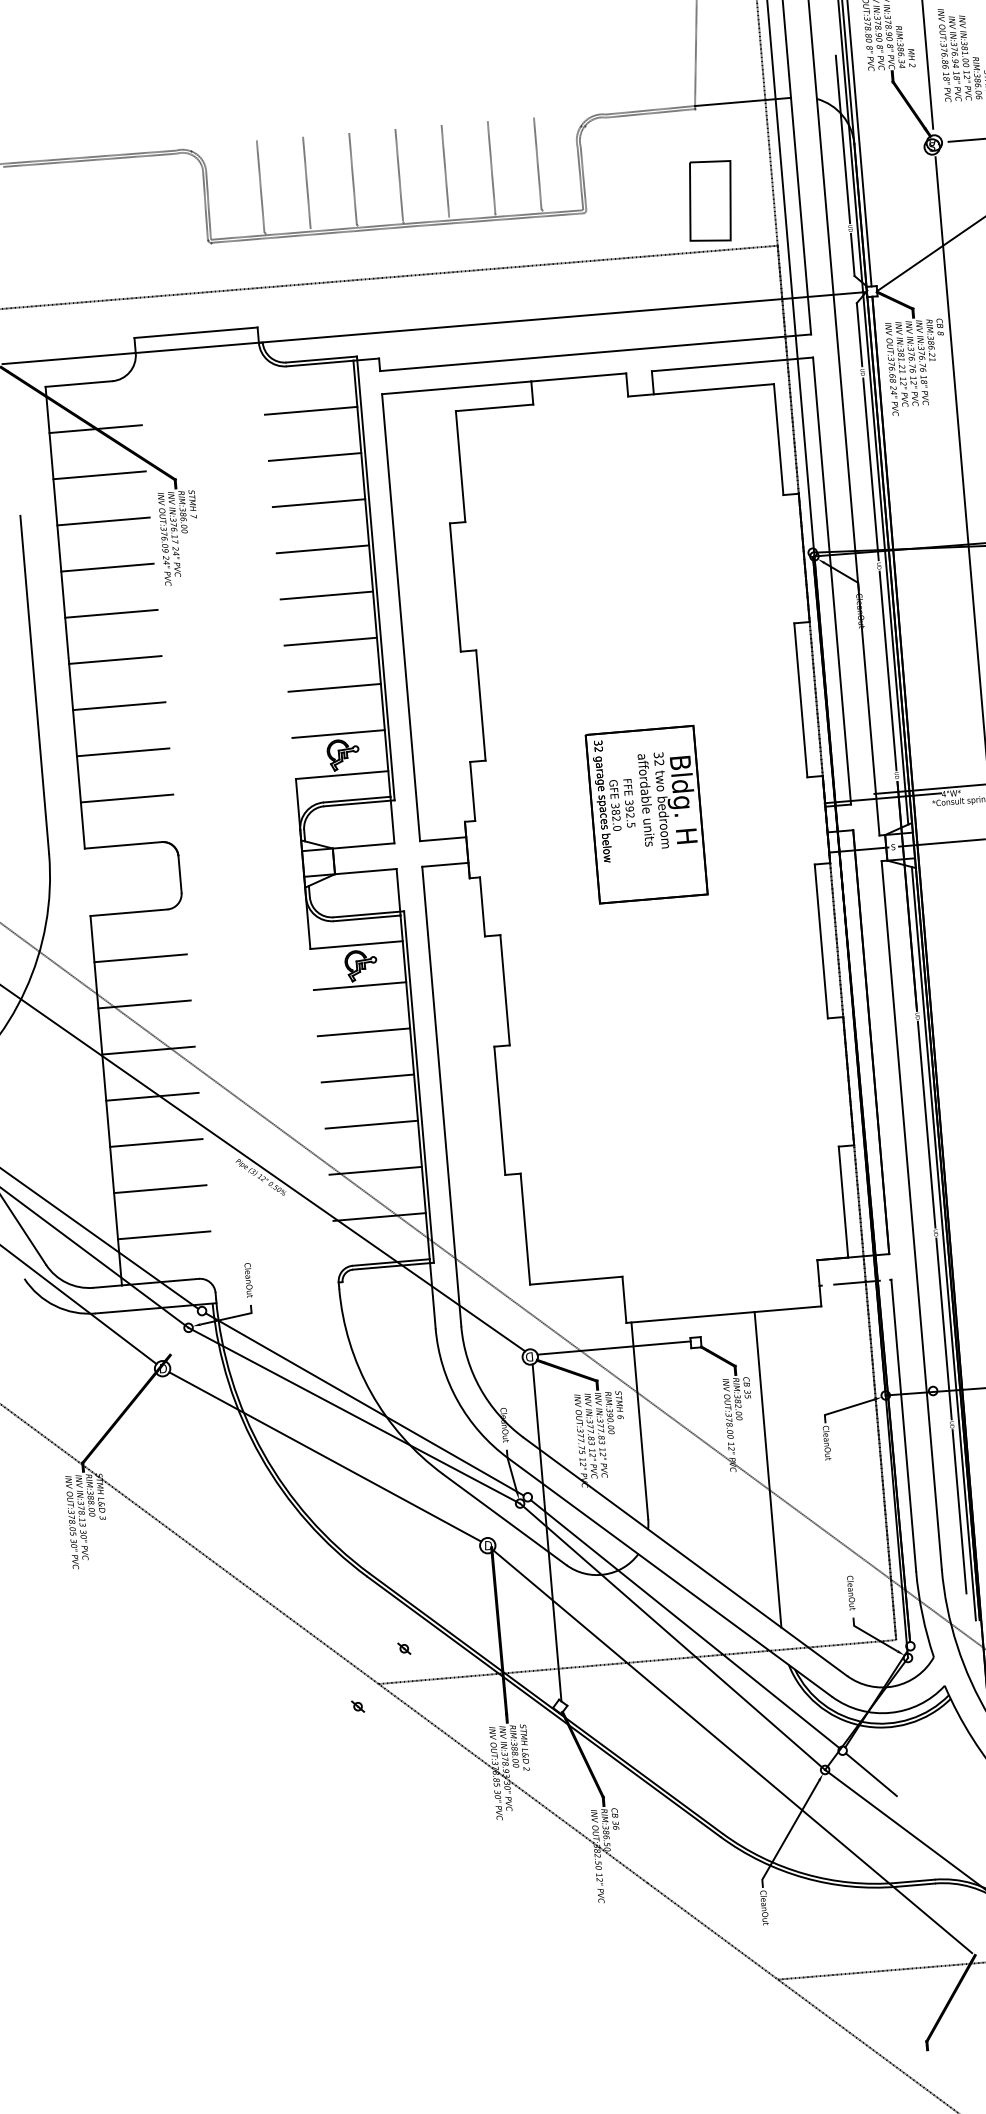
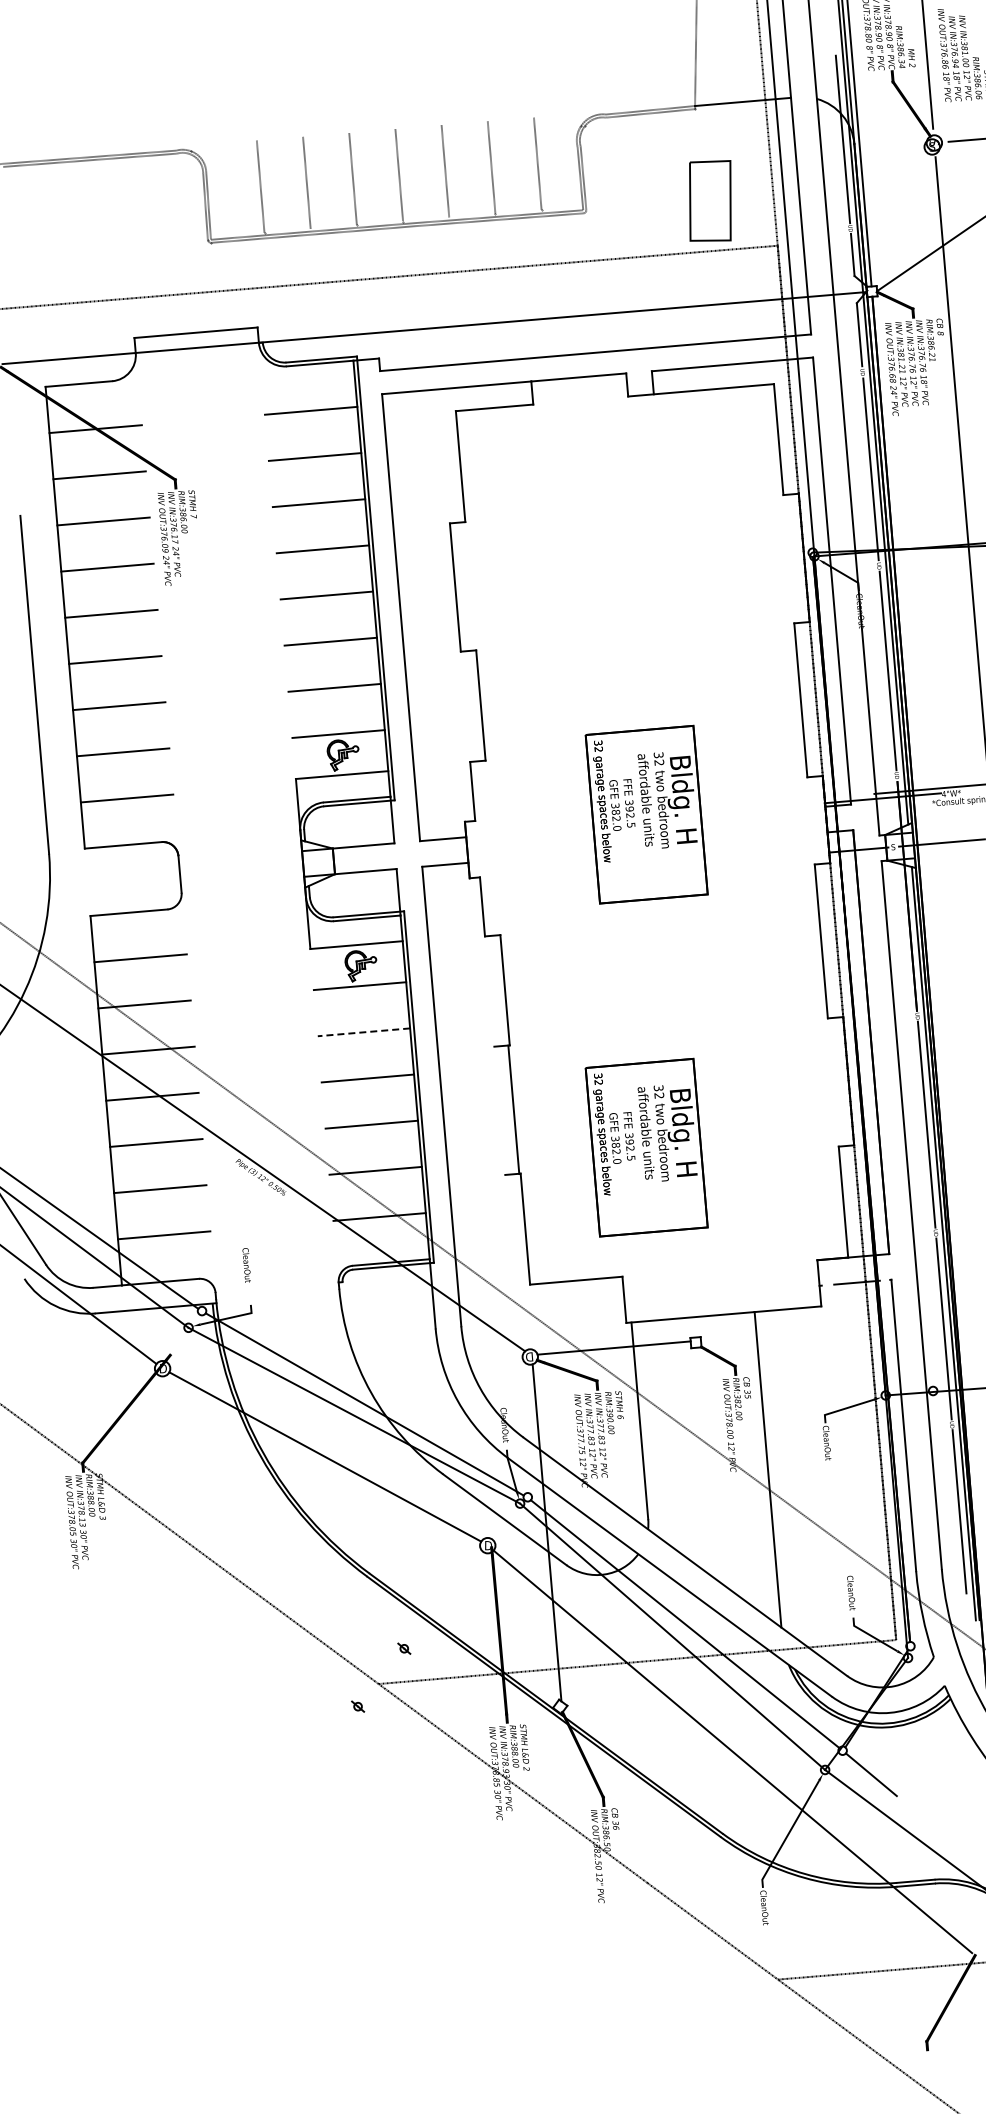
line: solid -> dashed (363, 1032)
line position: (499, 1110) -> (513, 1109) (513, 1109)
part: none -> present (646, 1147)
text position: (248, 1280) -> (246, 1265) (246, 1265)
